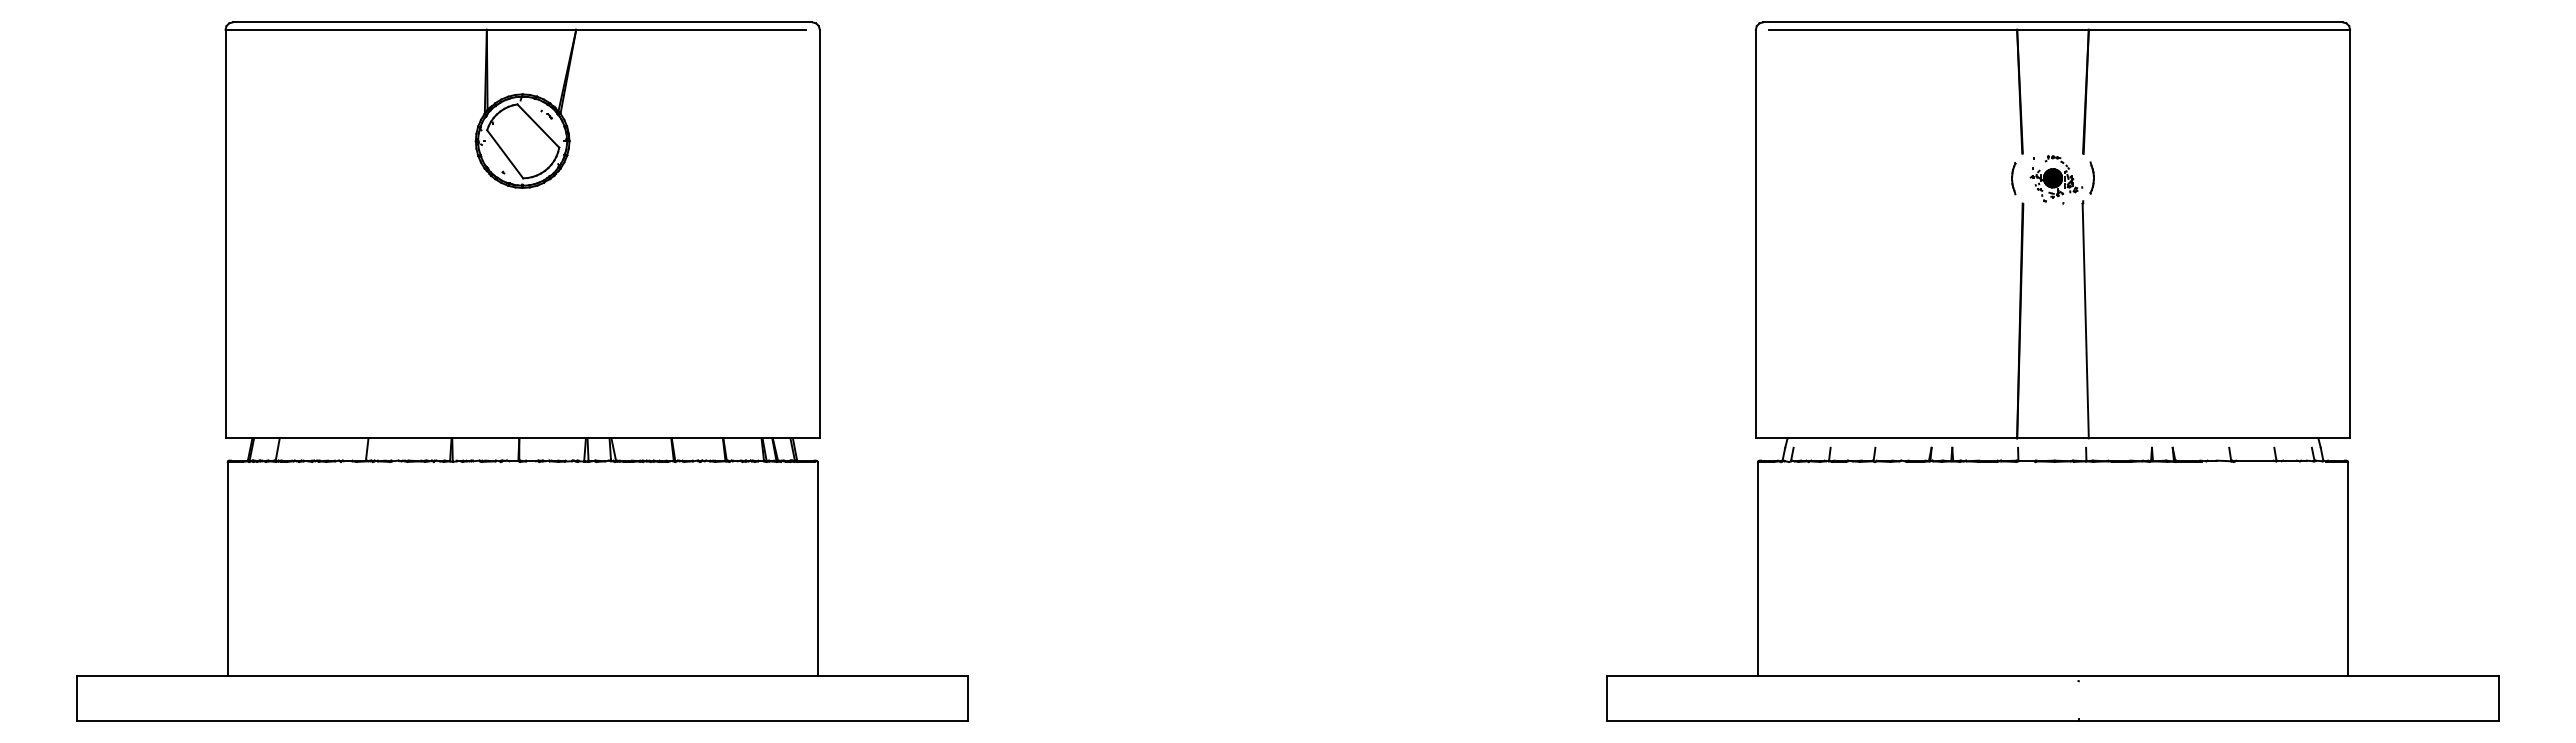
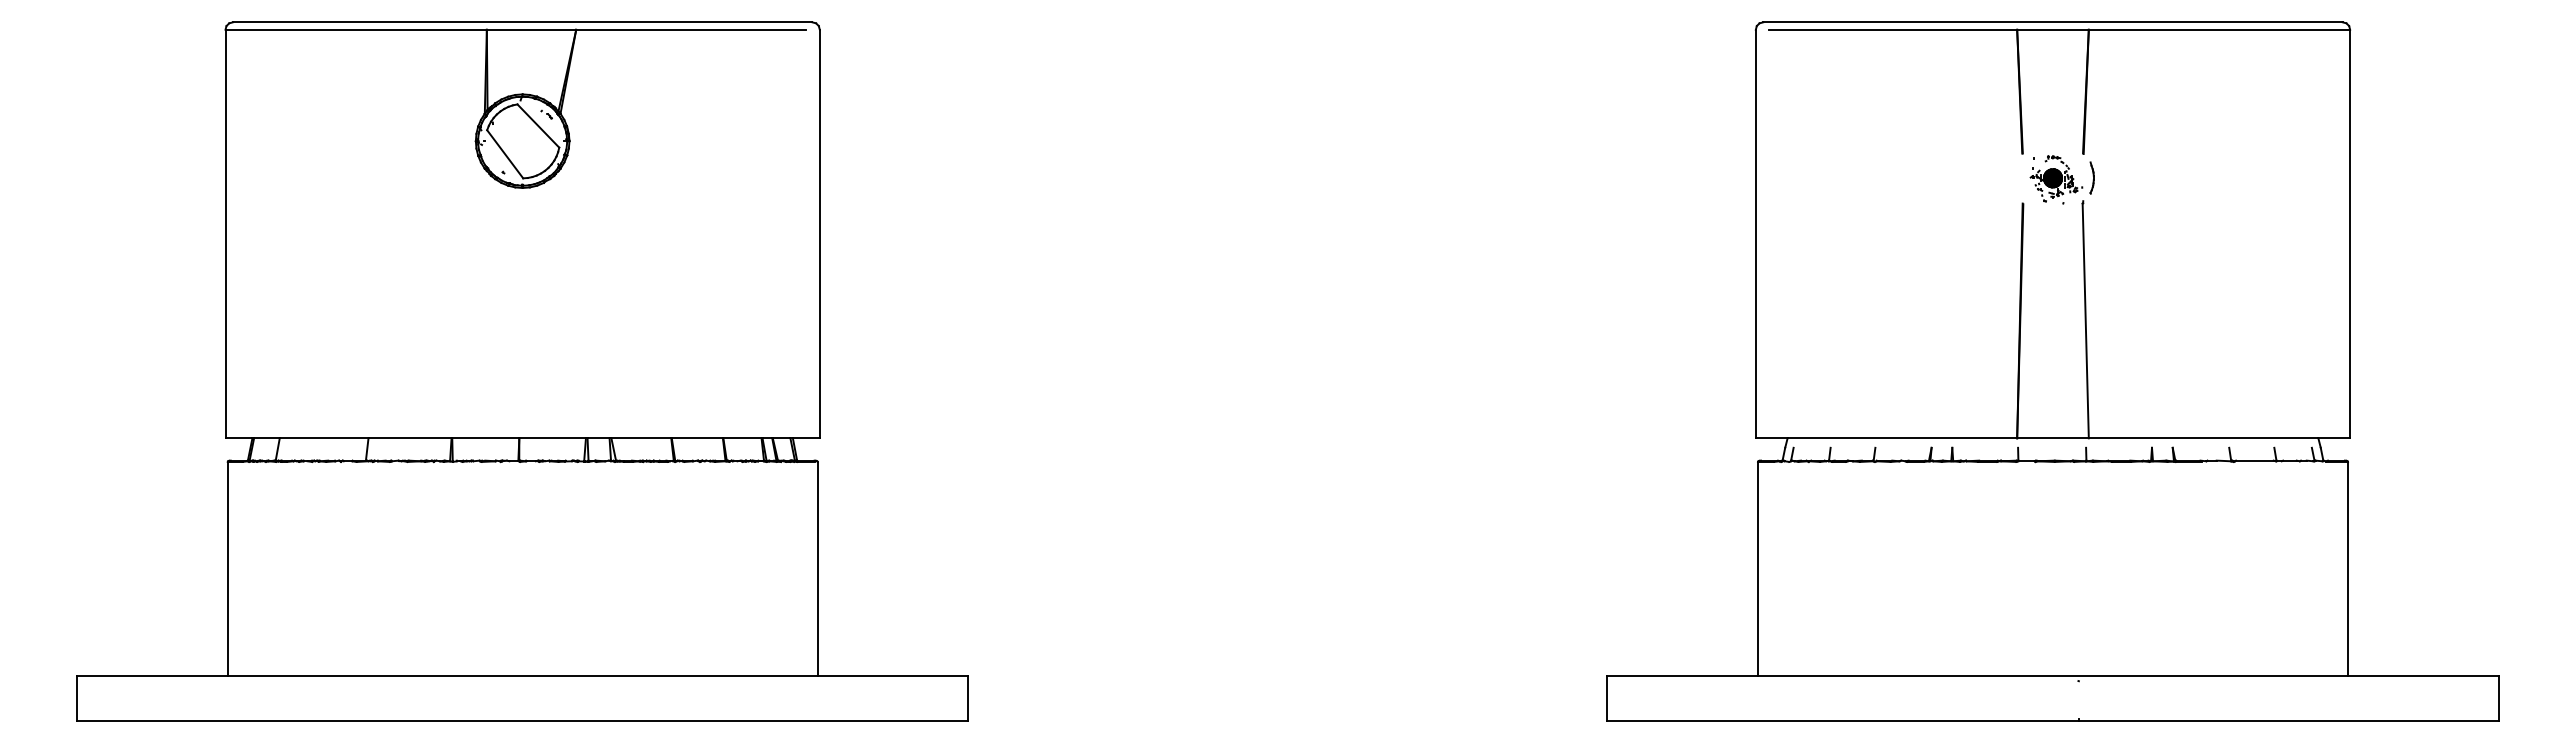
part: present -> none (2013, 178)
